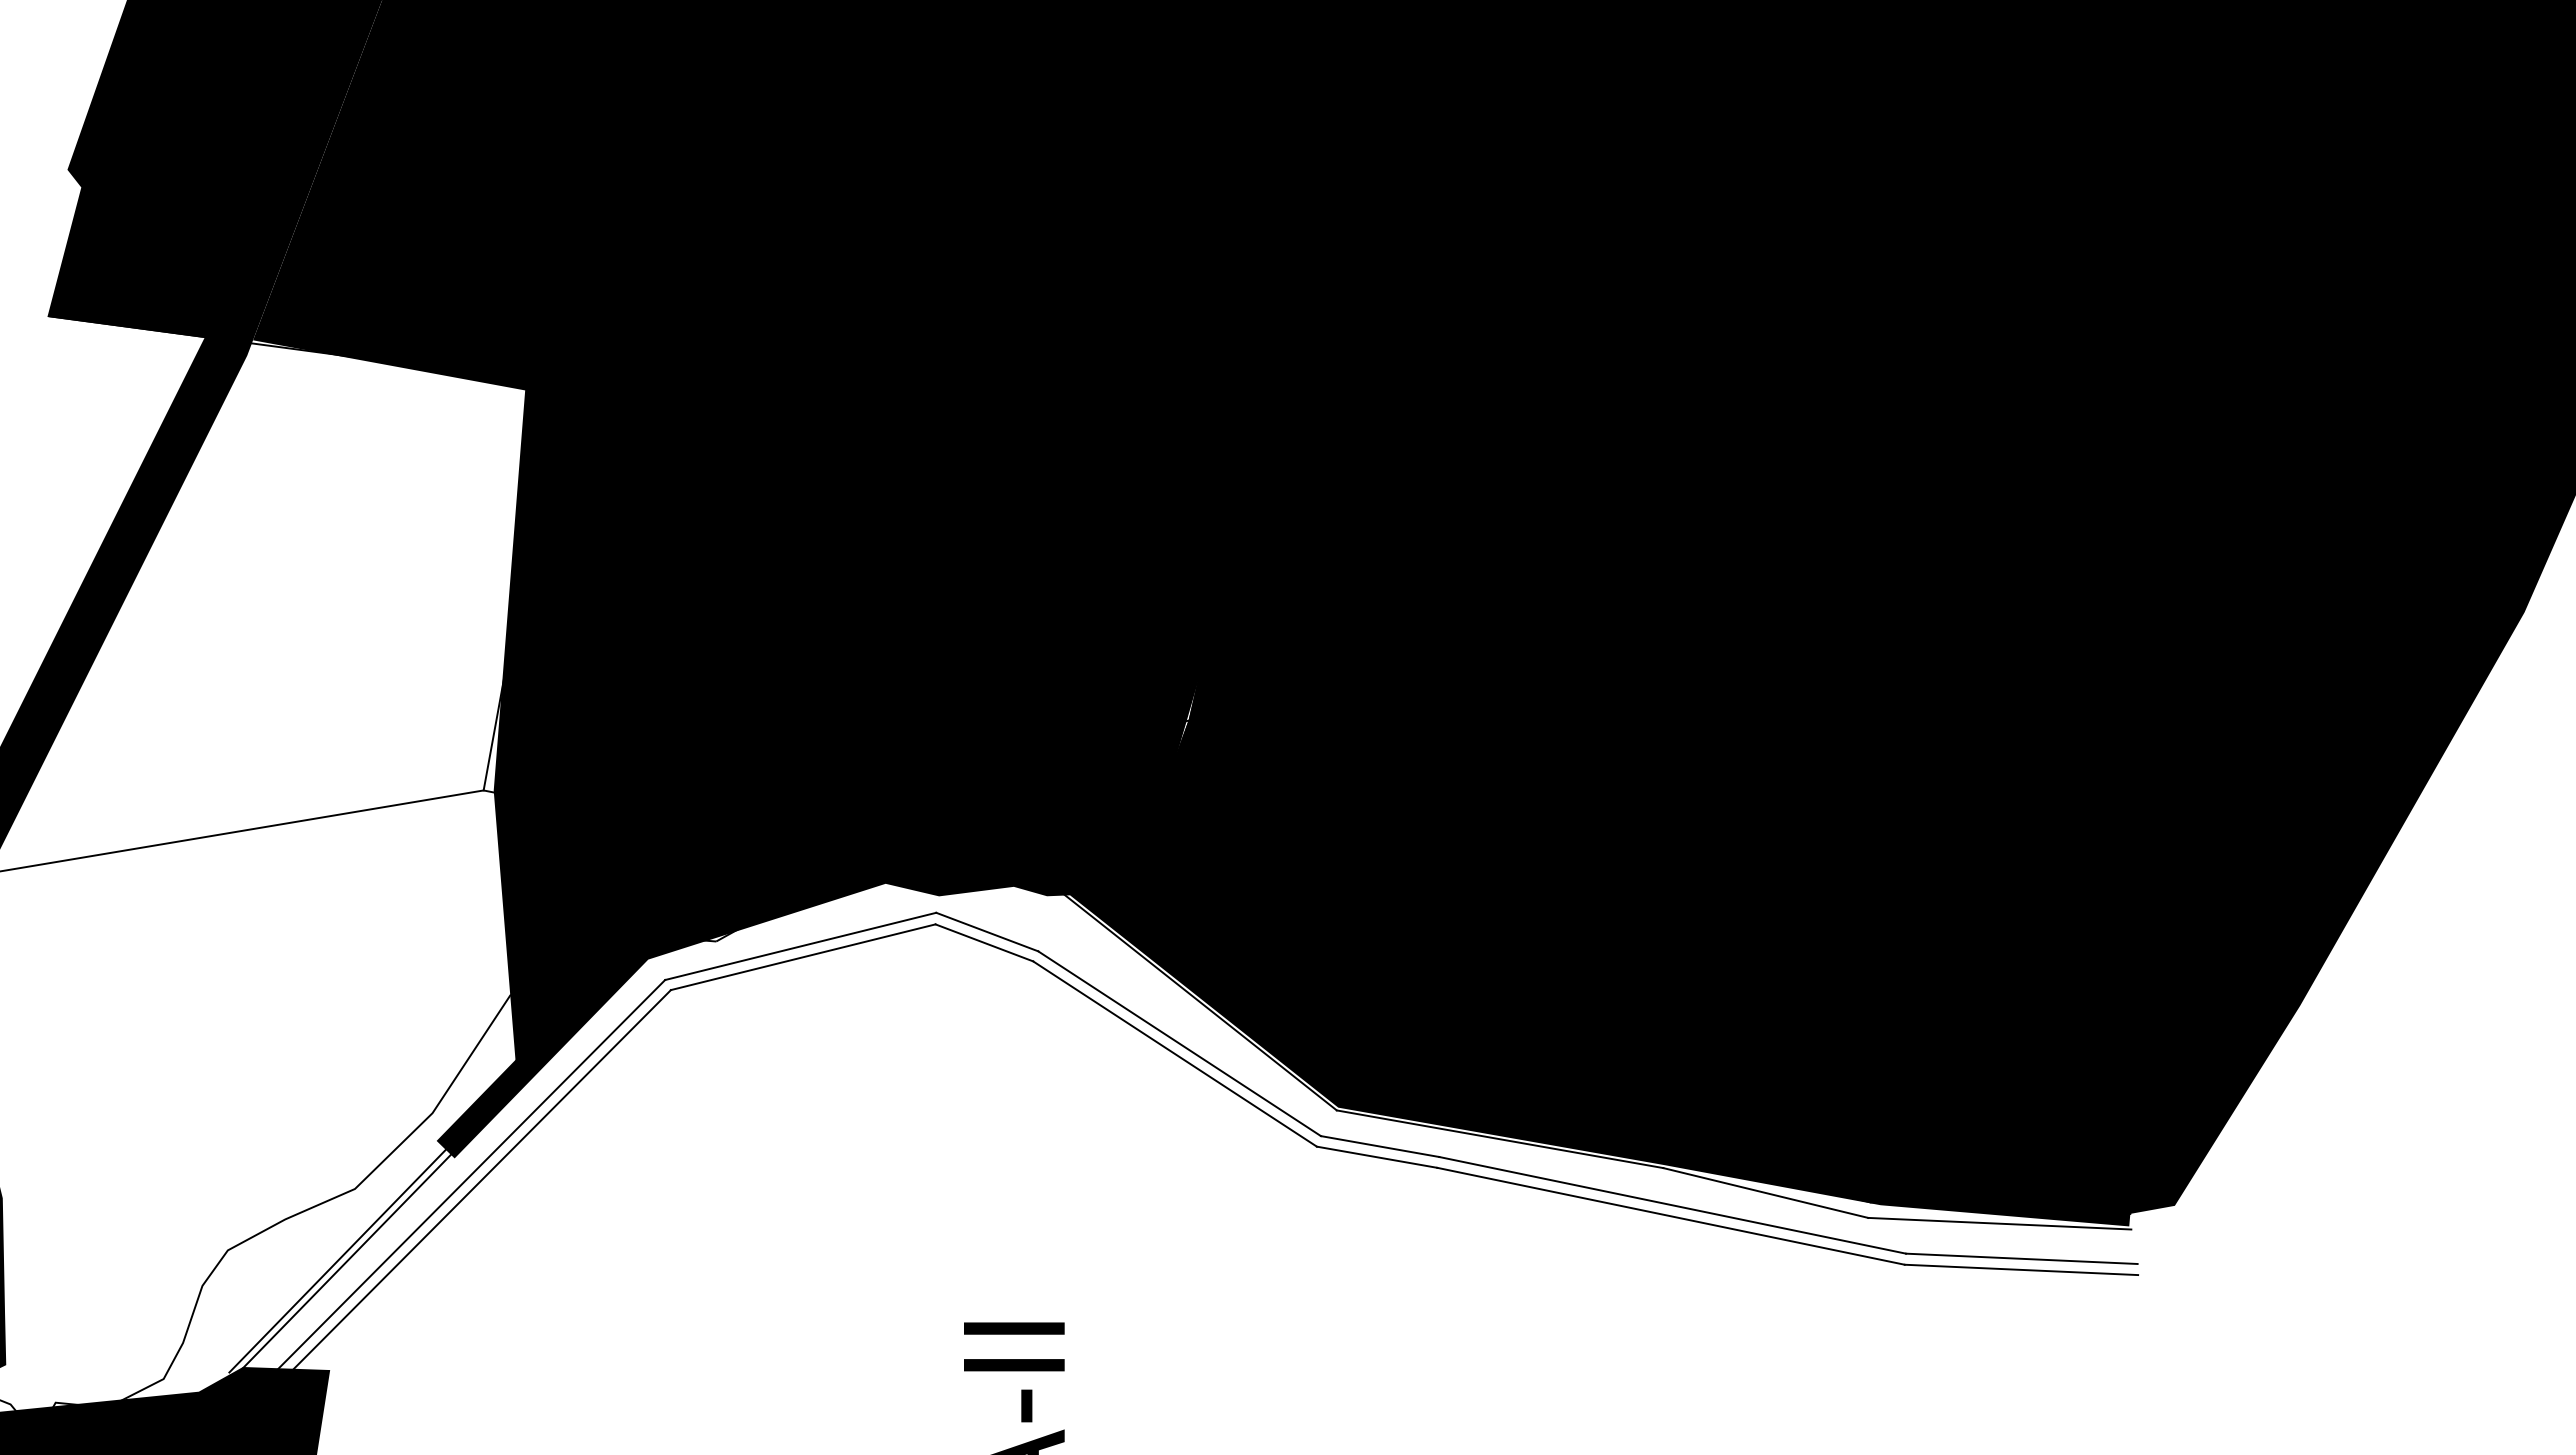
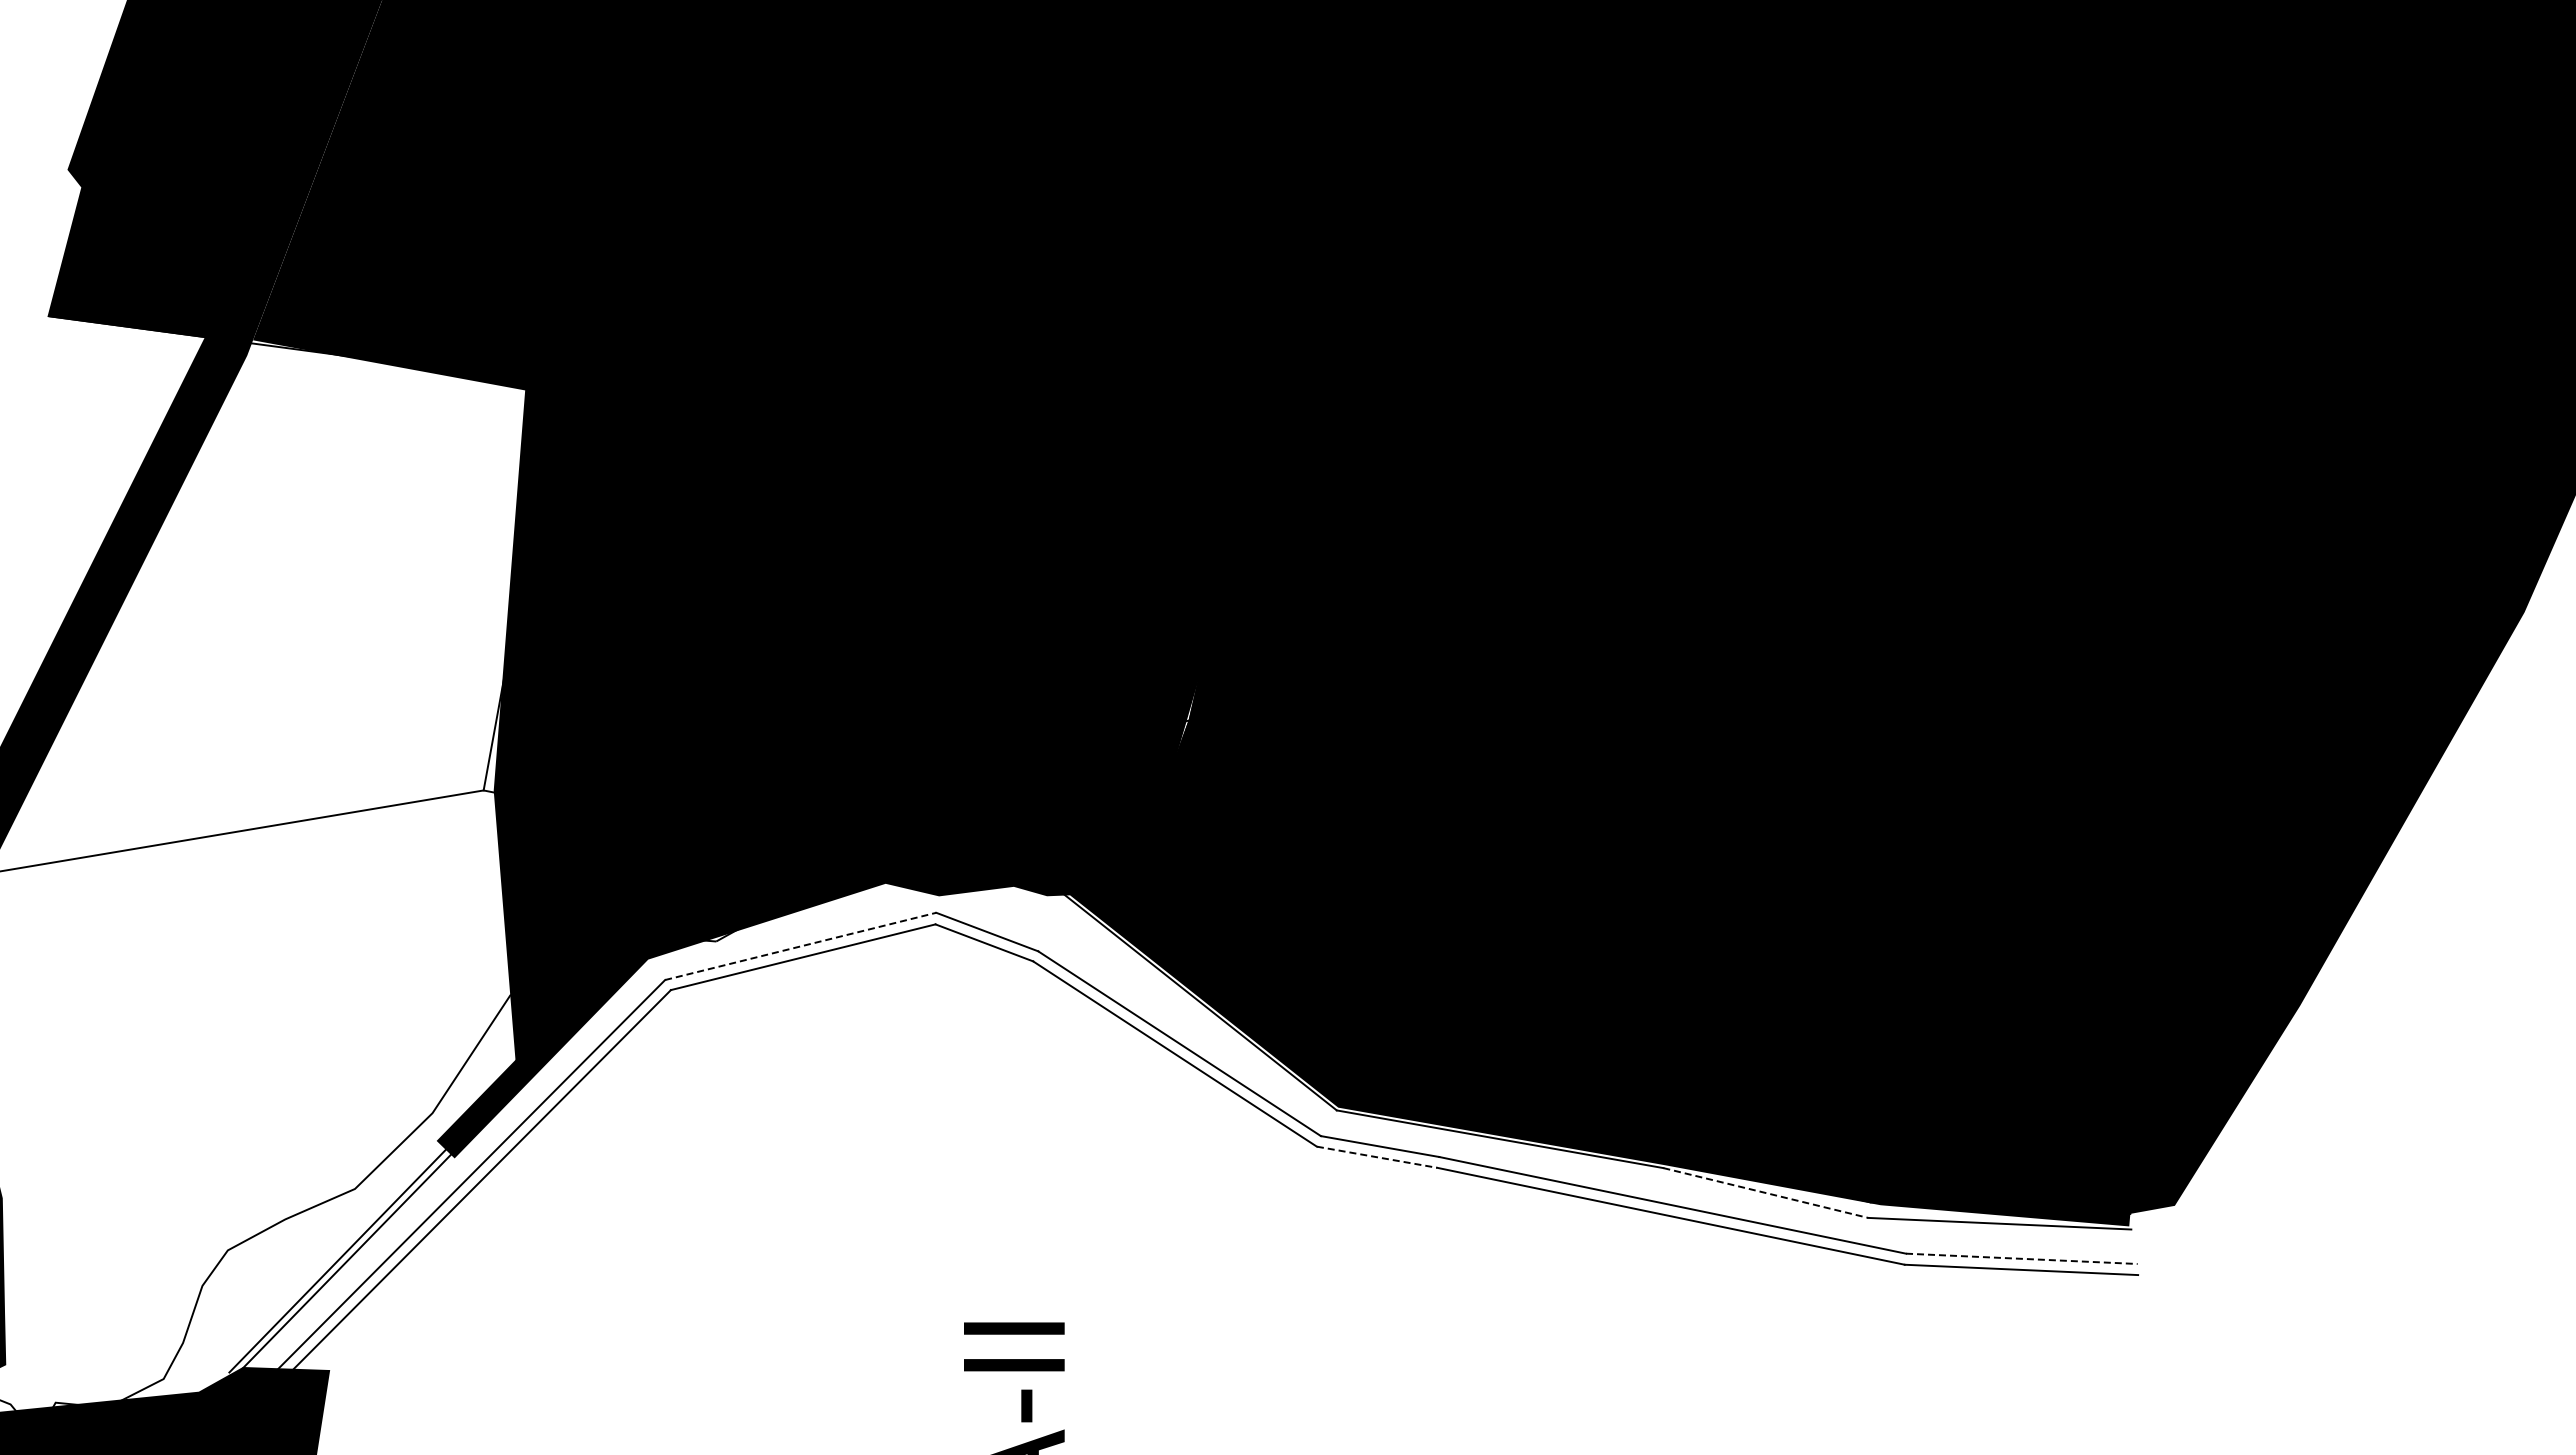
line: solid -> dashed (800, 946)
line: solid -> dashed (1377, 1157)
line: solid -> dashed (1766, 1193)
line: solid -> dashed (2021, 1258)
